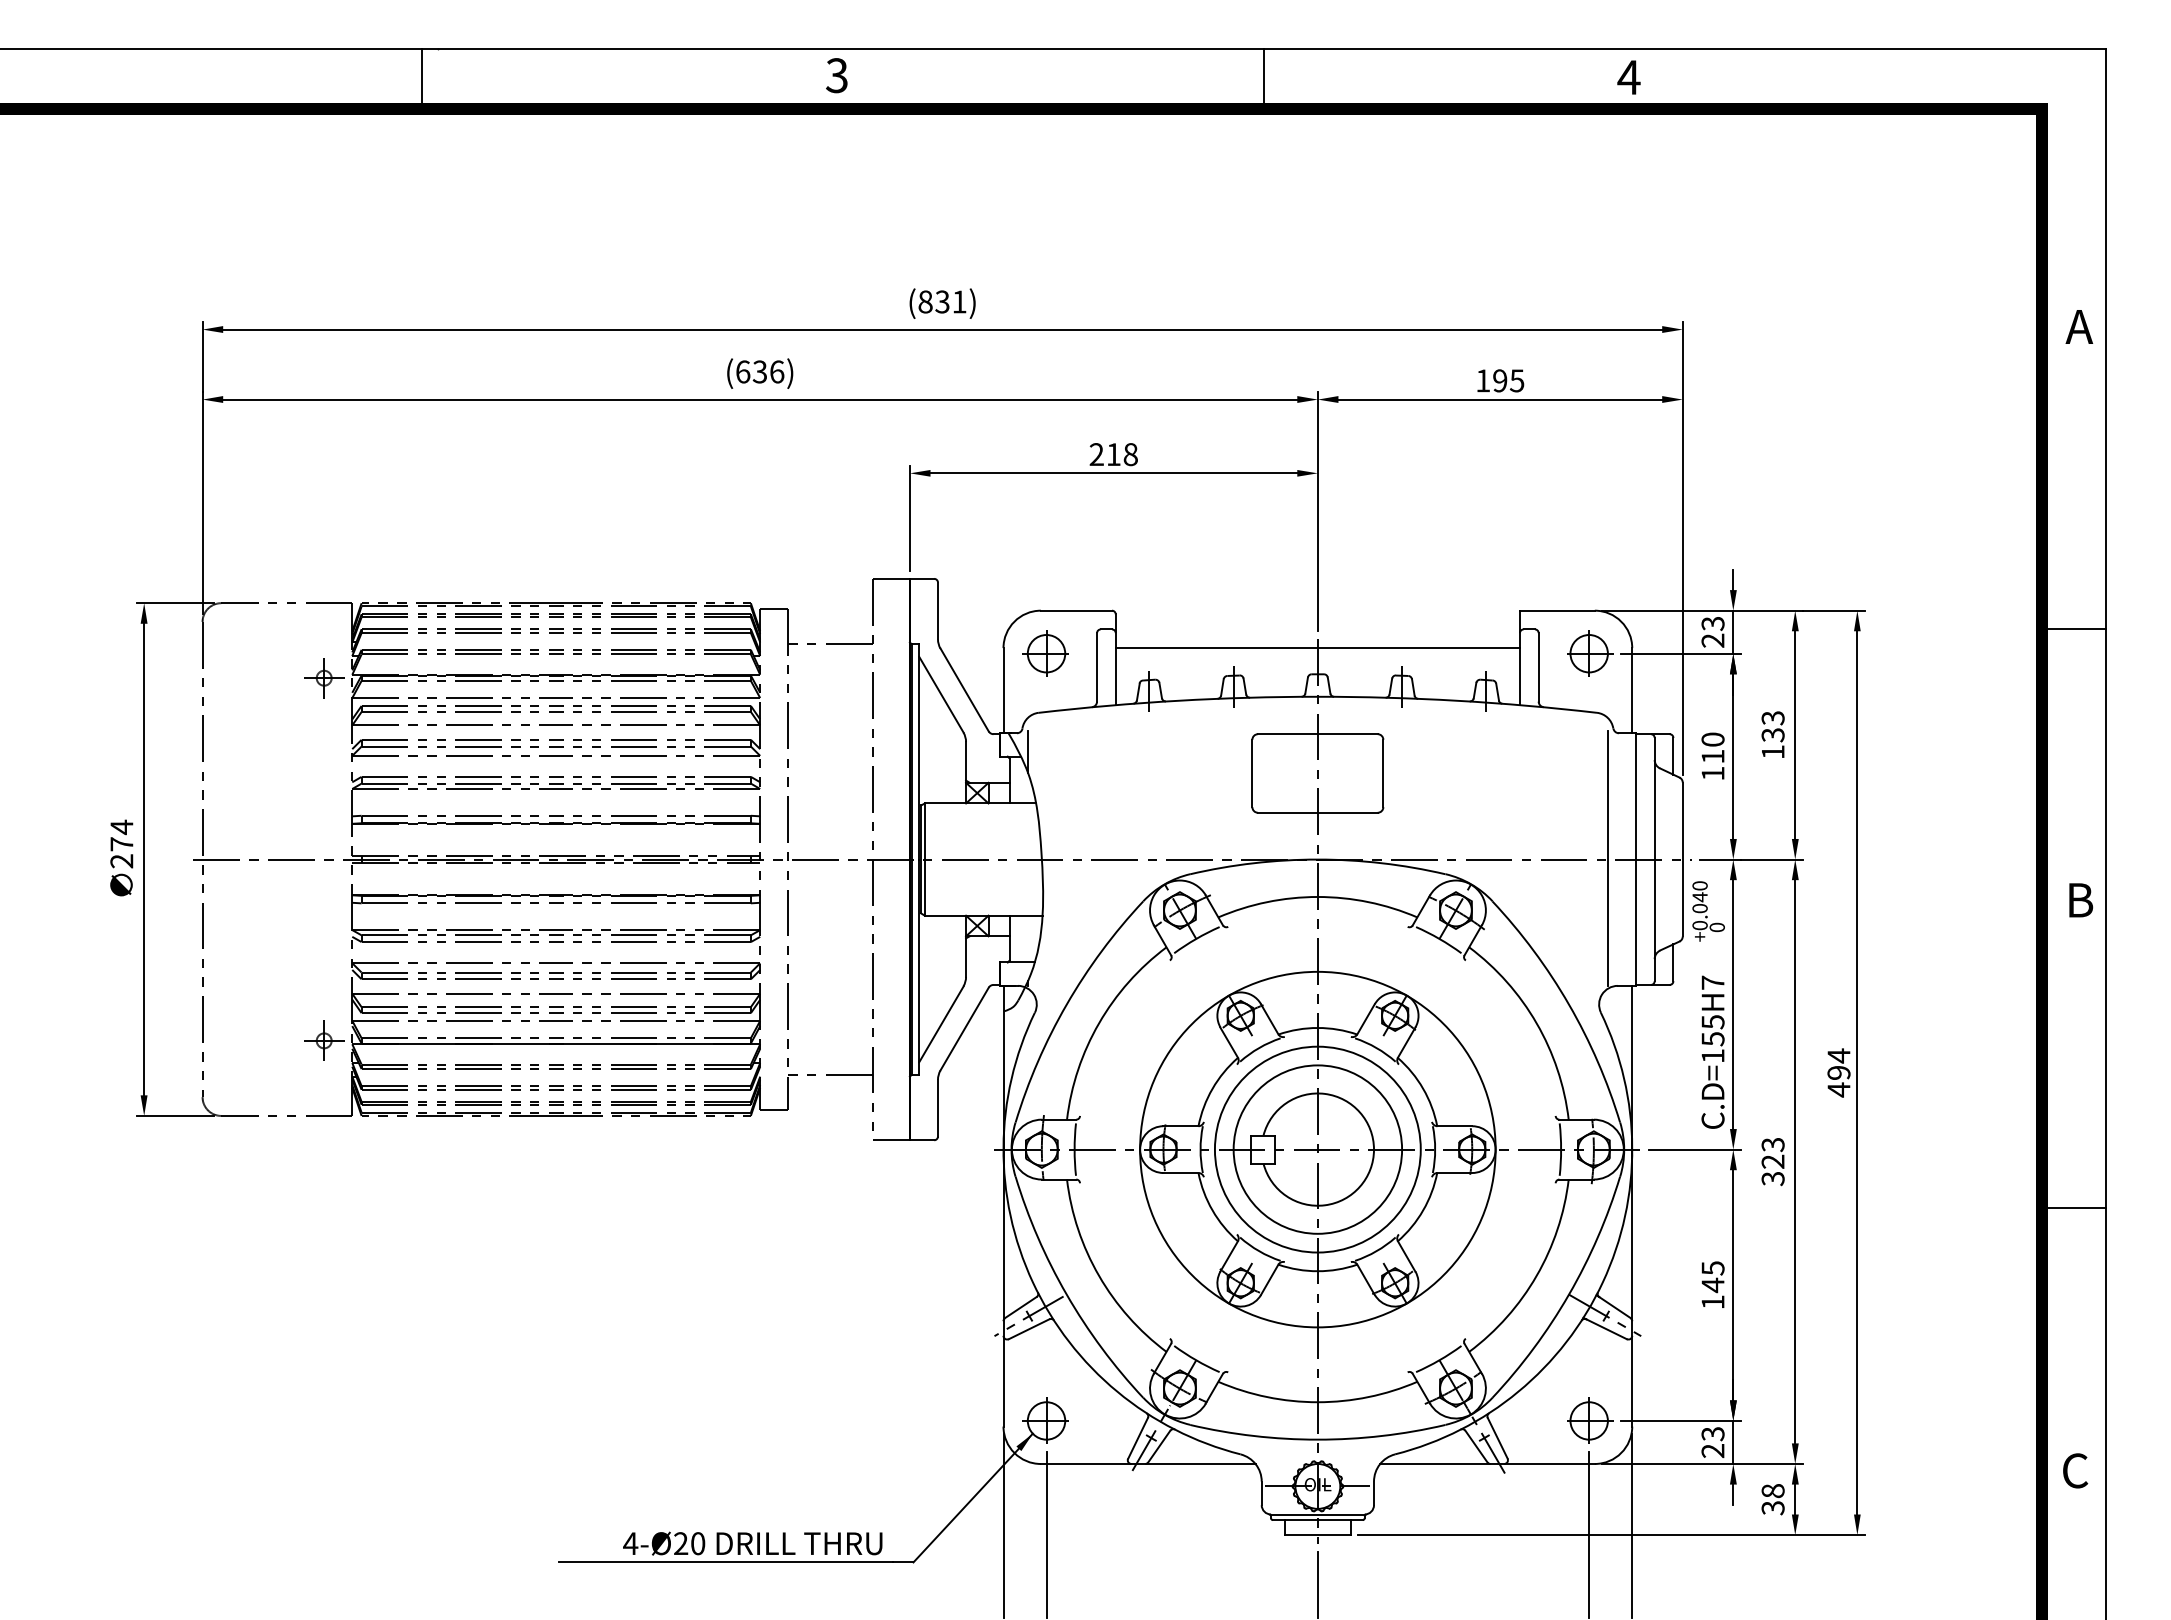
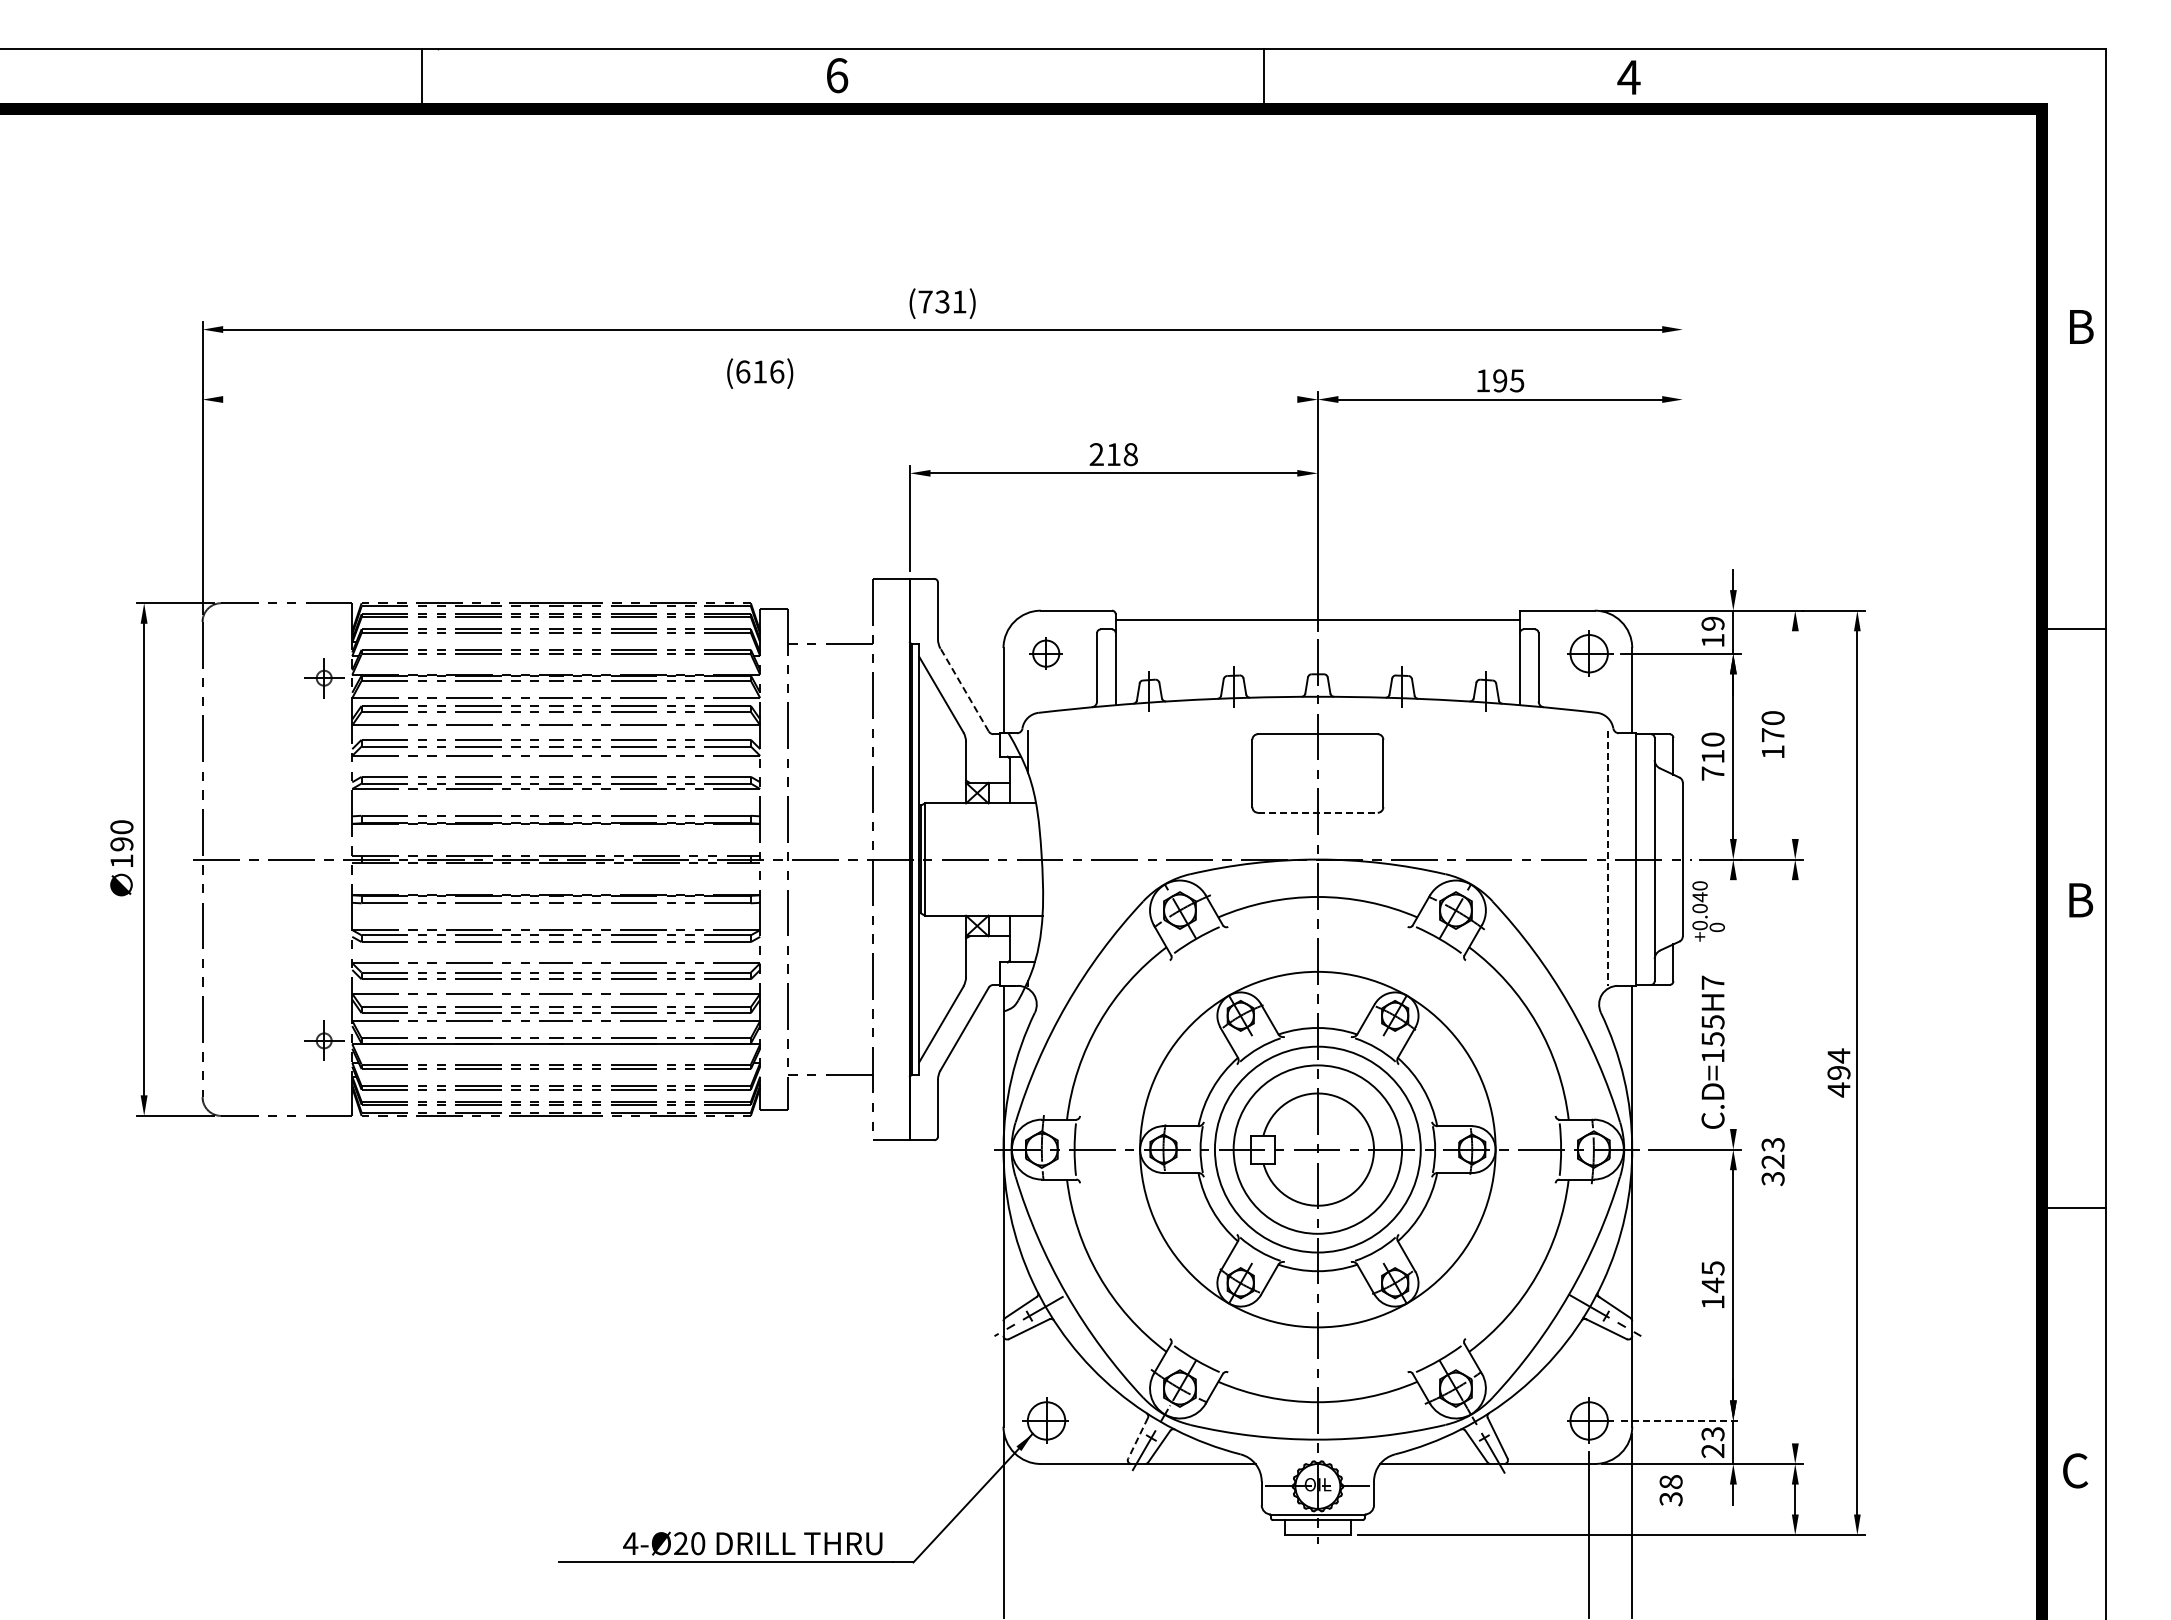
text: 3 -> 6 (837, 75)
text: (831) -> (731) (925, 301)
text: A -> B (2079, 326)
text: (636) -> (616) (759, 371)
line: present -> none (760, 399)
line: present -> none (1682, 548)
text: 23 -> 19 (1712, 631)
line position: (1317, 648) -> (1317, 620) (1317, 620)
part size: 47x47 px -> 34x33 px (1045, 653)
line: solid -> dashed (964, 690)
text: 133 -> 170 (1772, 726)
line: present -> none (1795, 734)
text: 110 -> 710 (1712, 773)
line: solid -> dashed (1317, 812)
text: 274 -> 190 (121, 843)
line: solid -> dashed (1607, 858)
line: present -> none (1733, 1004)
line: present -> none (1795, 1161)
line: solid -> dashed (1680, 1420)
line: solid -> dashed (1138, 1438)
text position: (1772, 1499) -> (1670, 1490) (1670, 1490)
line: present -> none (1046, 1534)
line: present -> none (1317, 1583)
